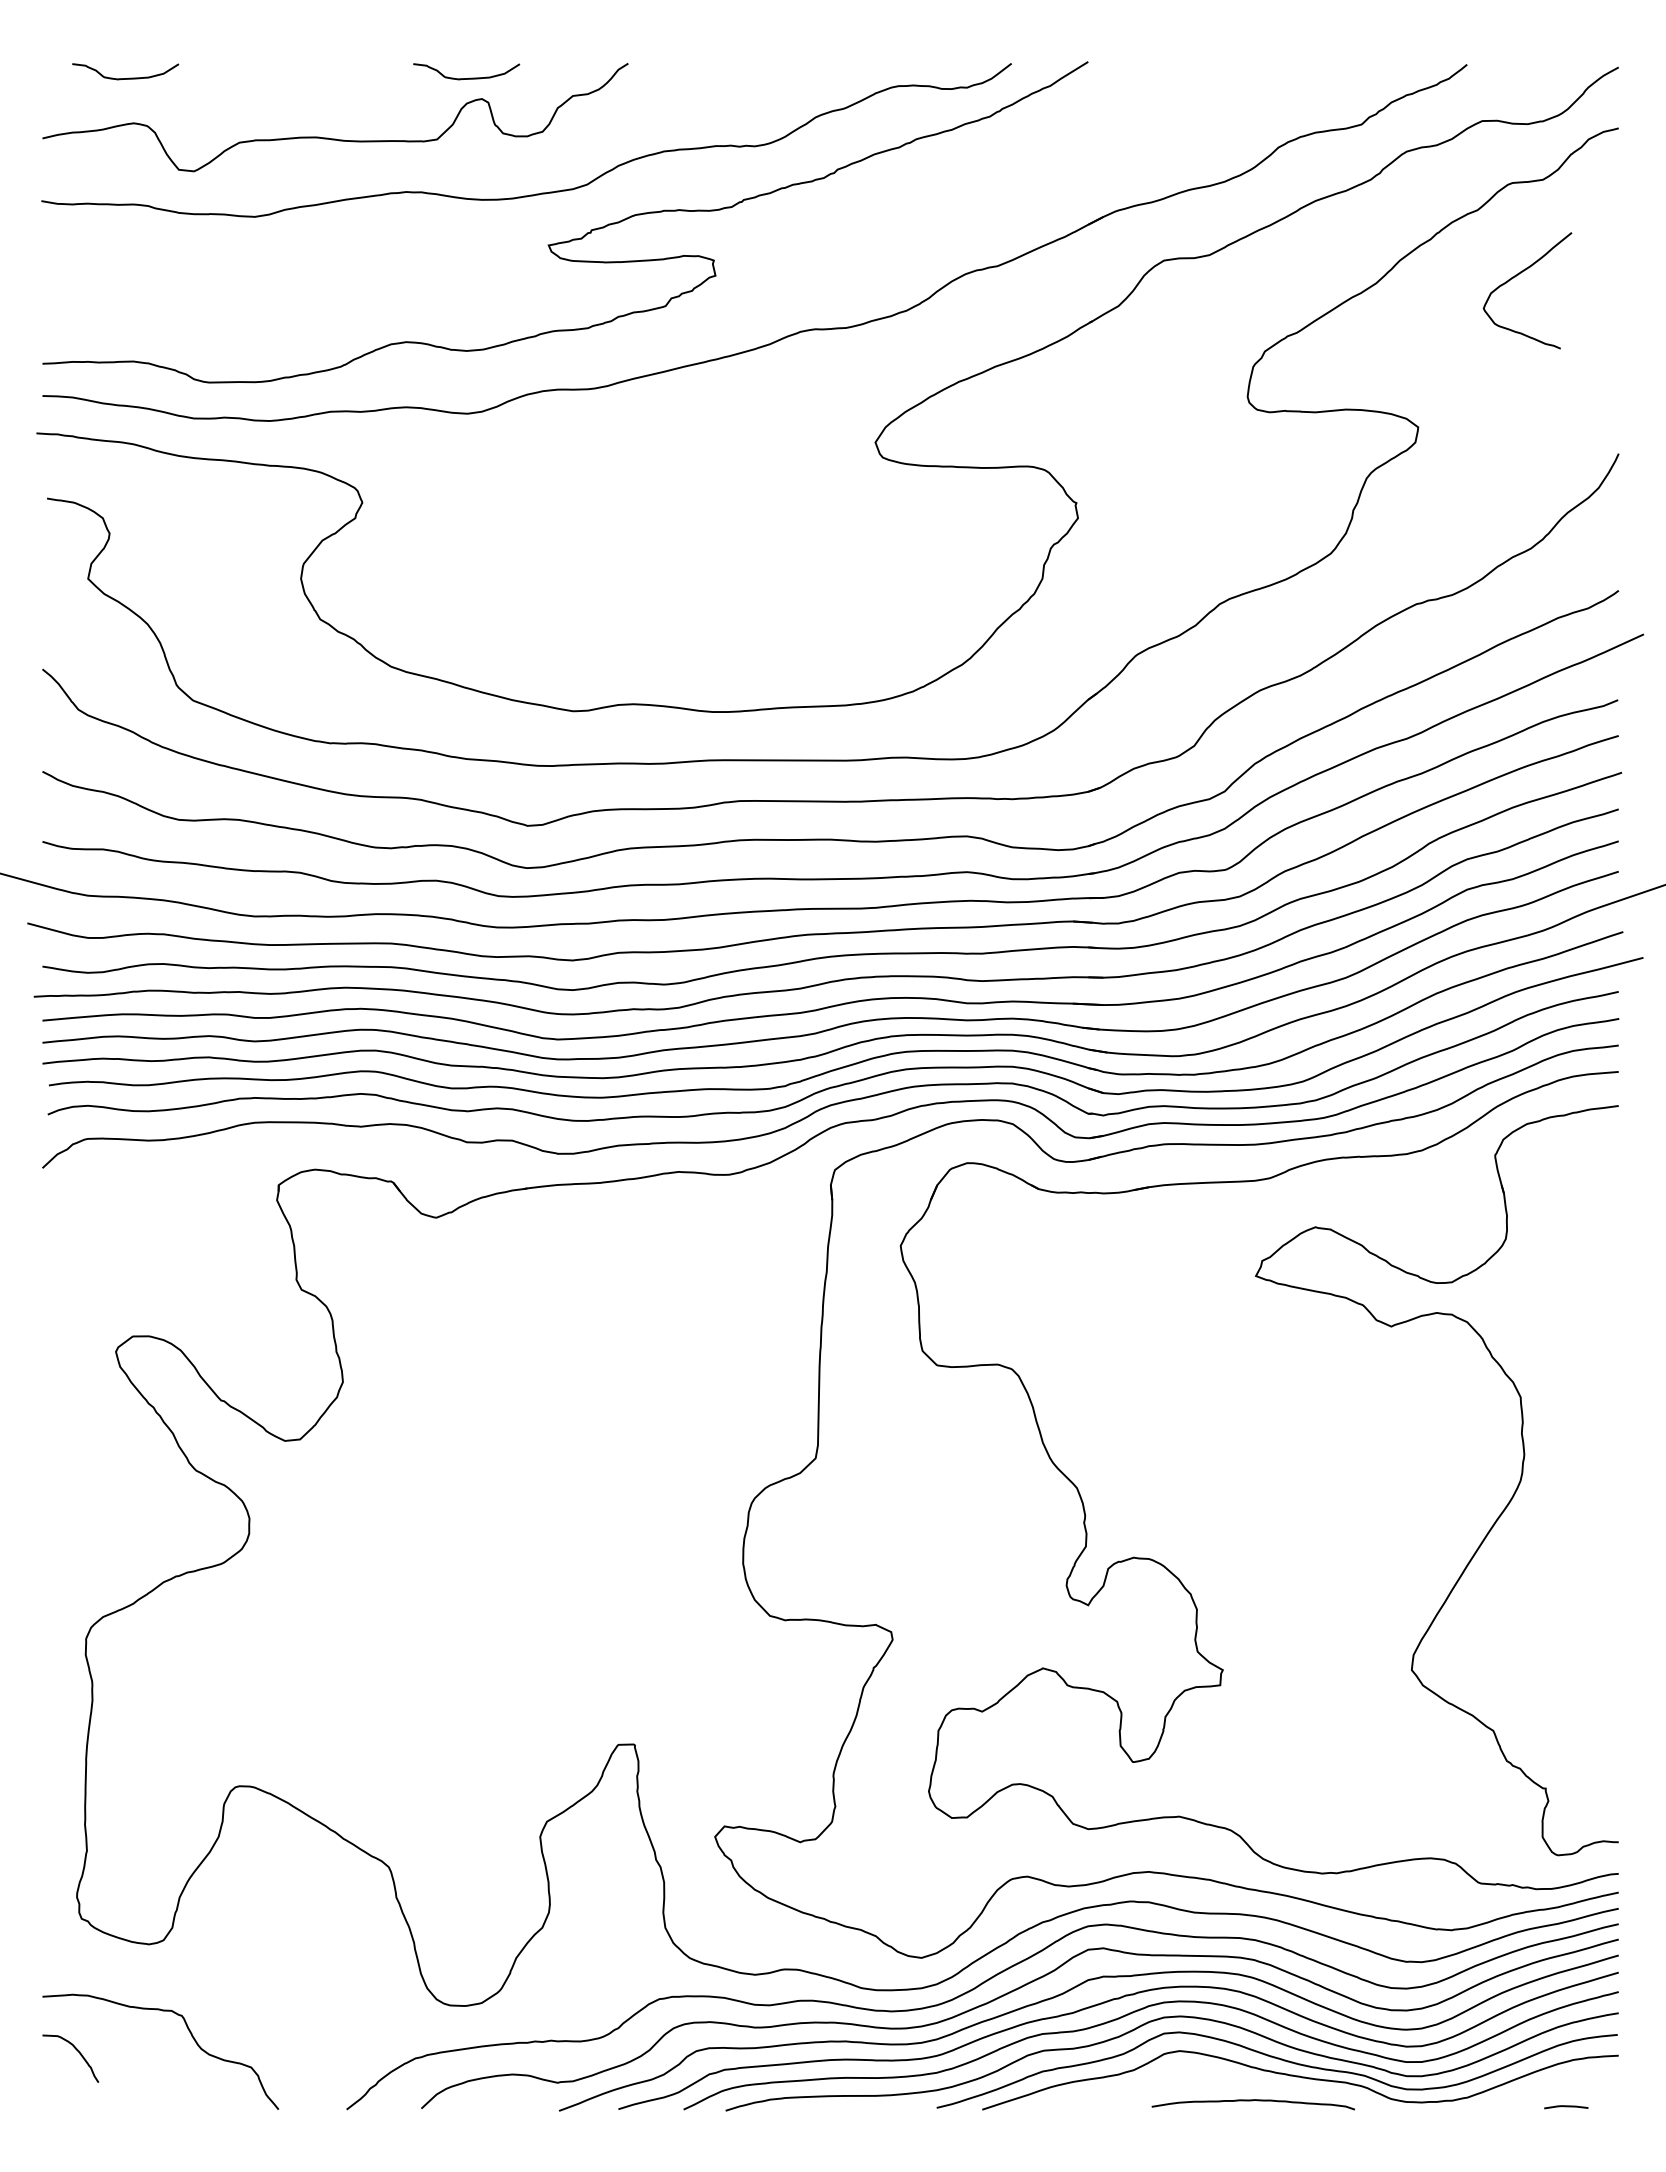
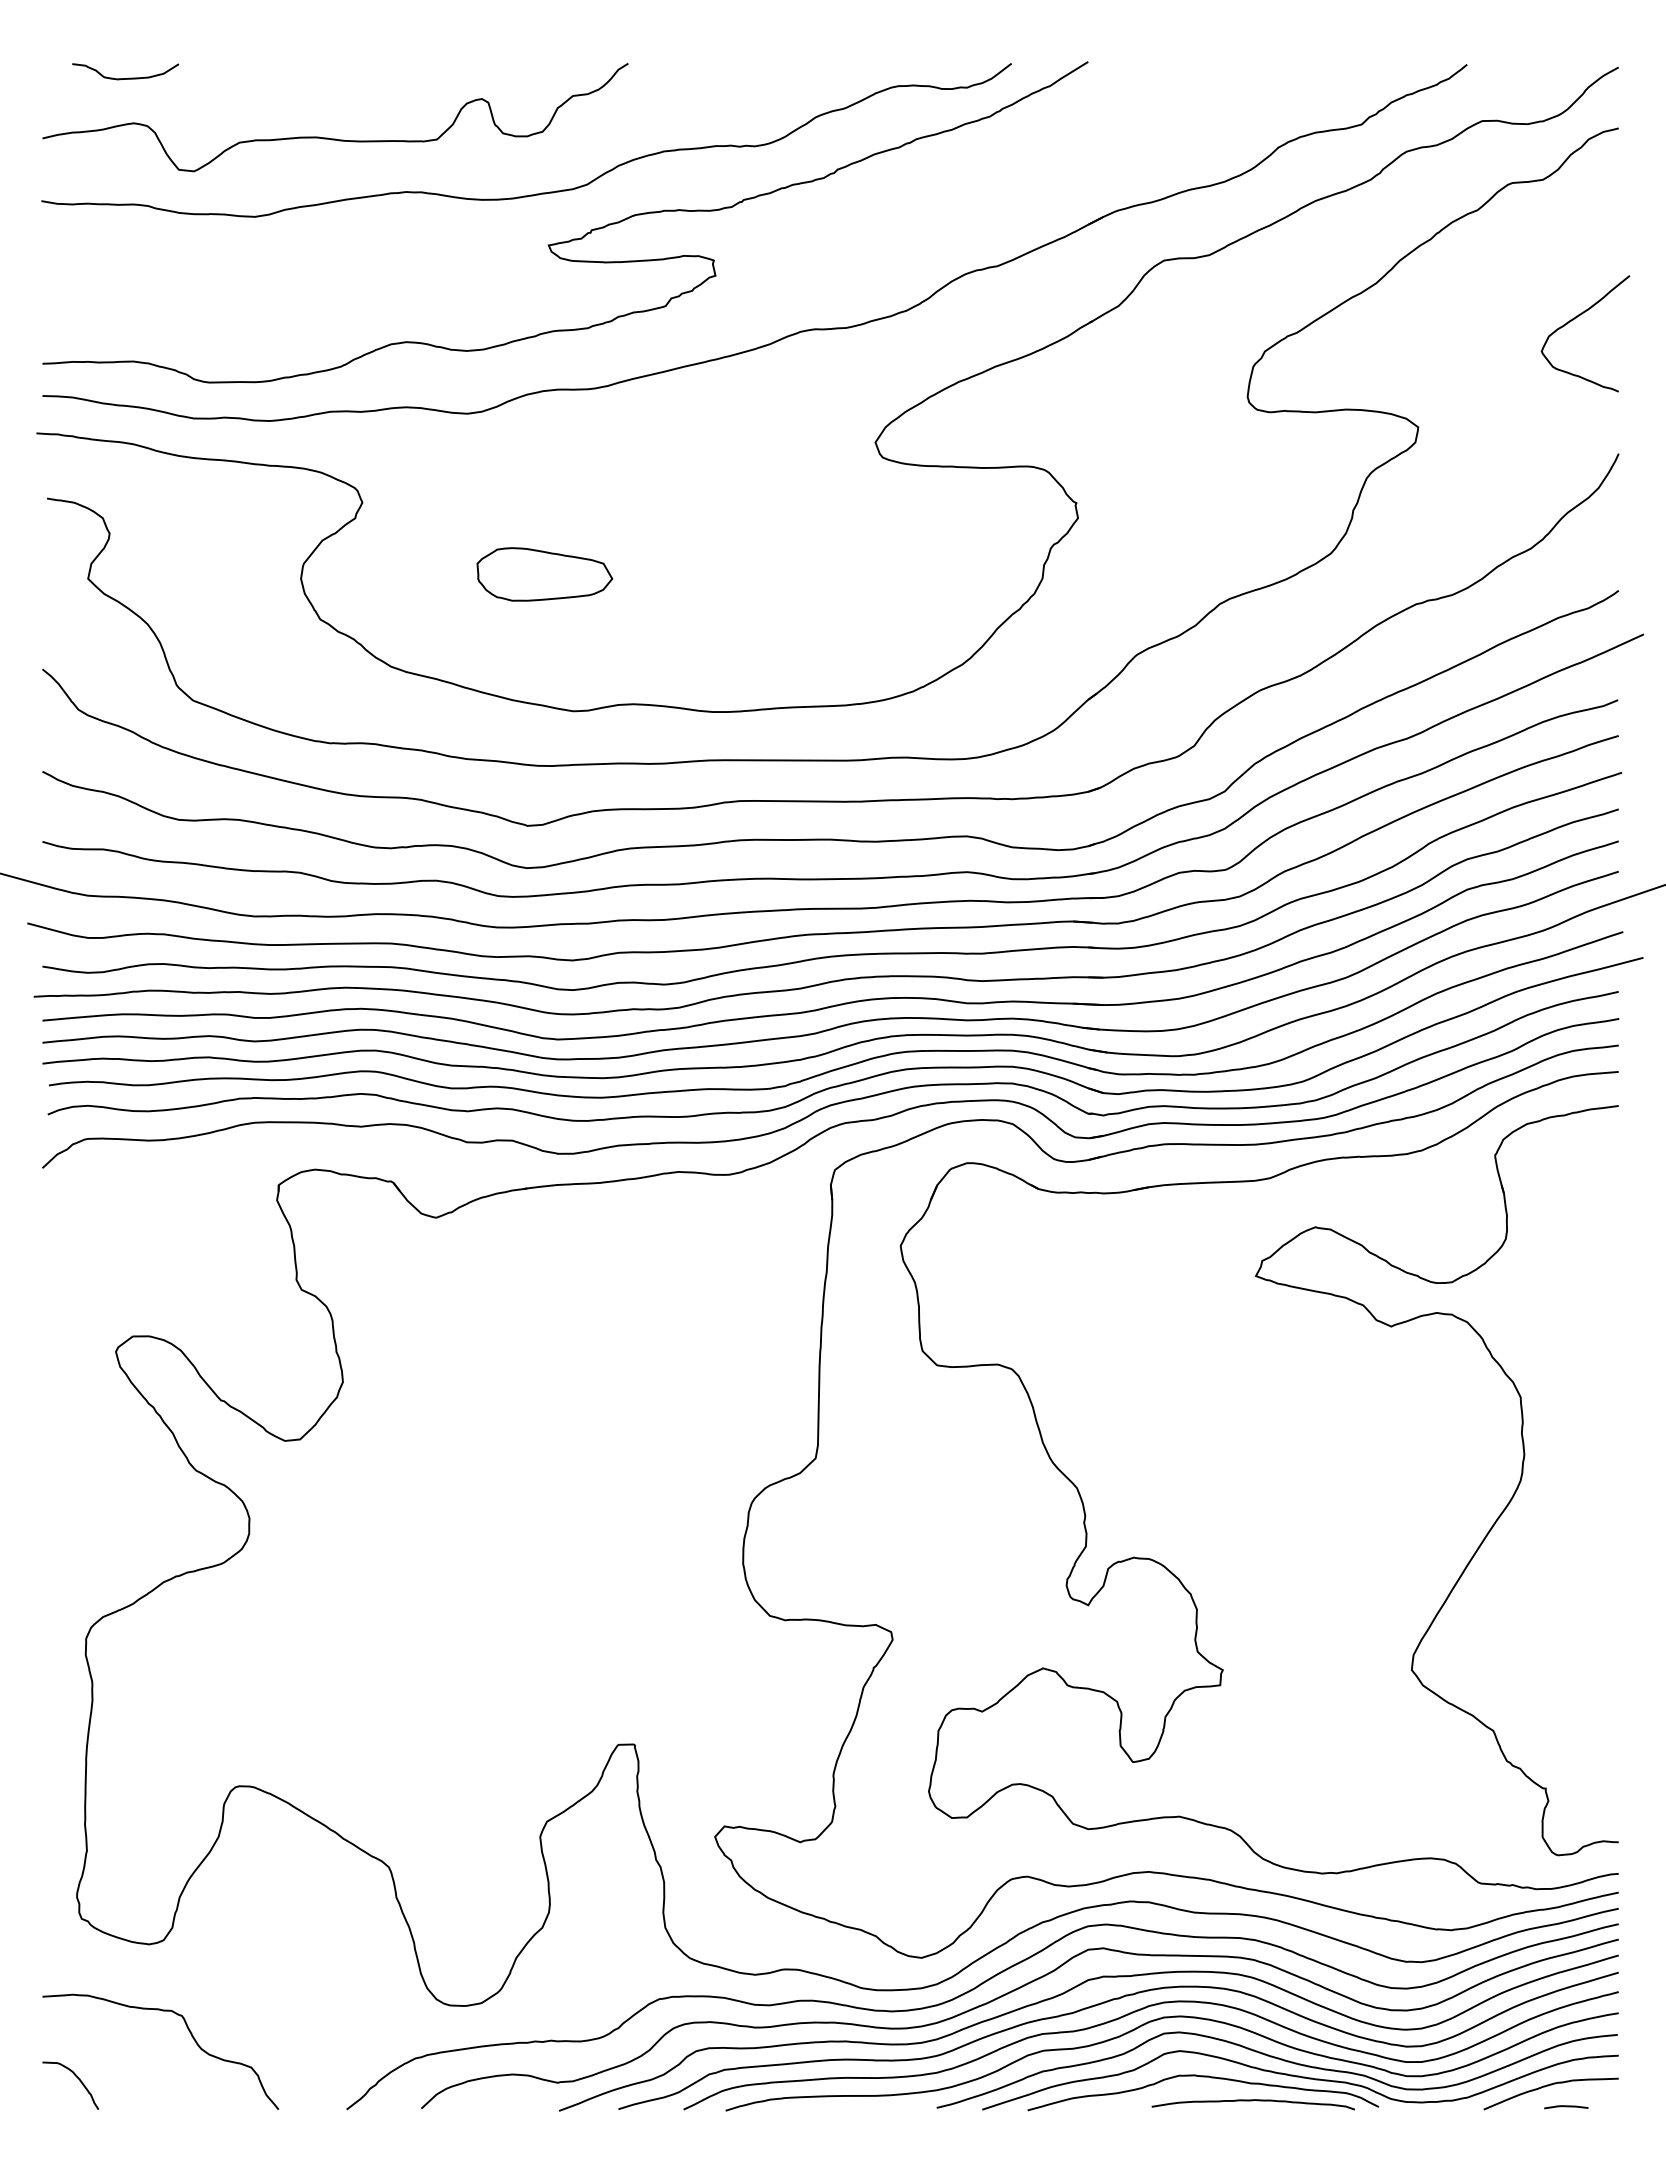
curve: present -> none (469, 77)
curve position: (1518, 275) -> (1576, 318) (1576, 318)
part: none -> present (544, 574)
curve position: (79, 2054) -> (79, 2081) (79, 2081)
curve: none -> present (1203, 2077)
curve: none -> present (1548, 2086)
